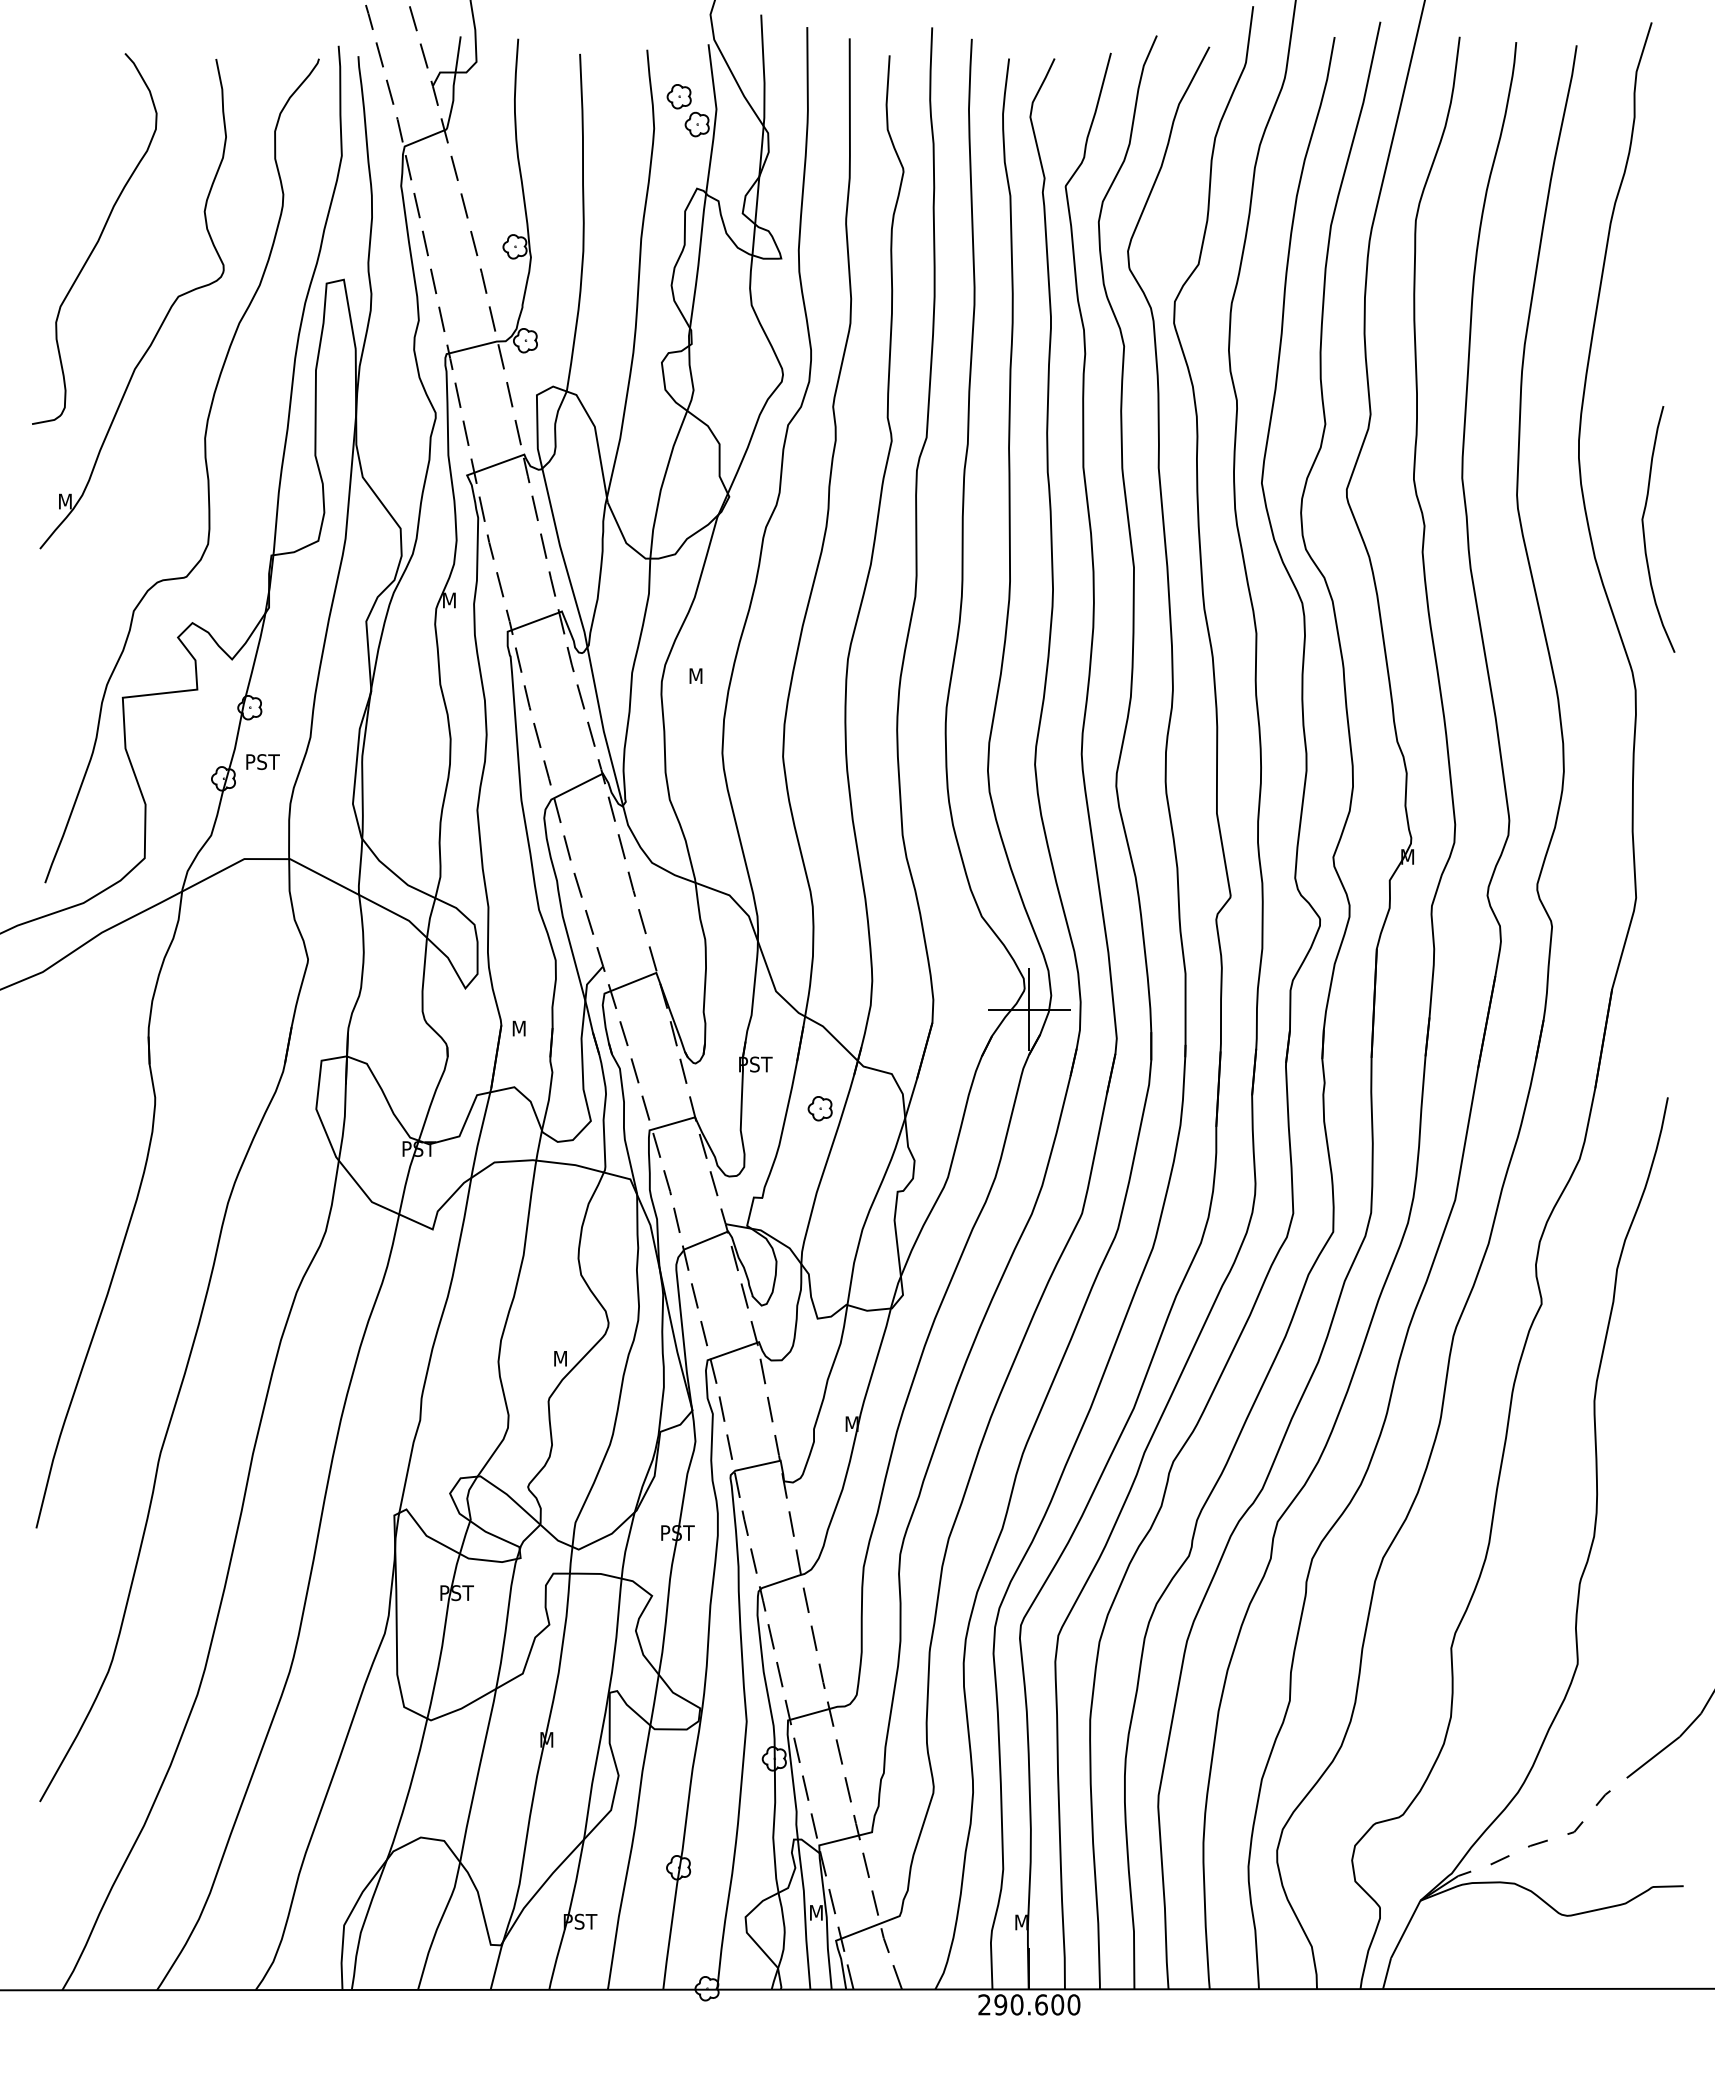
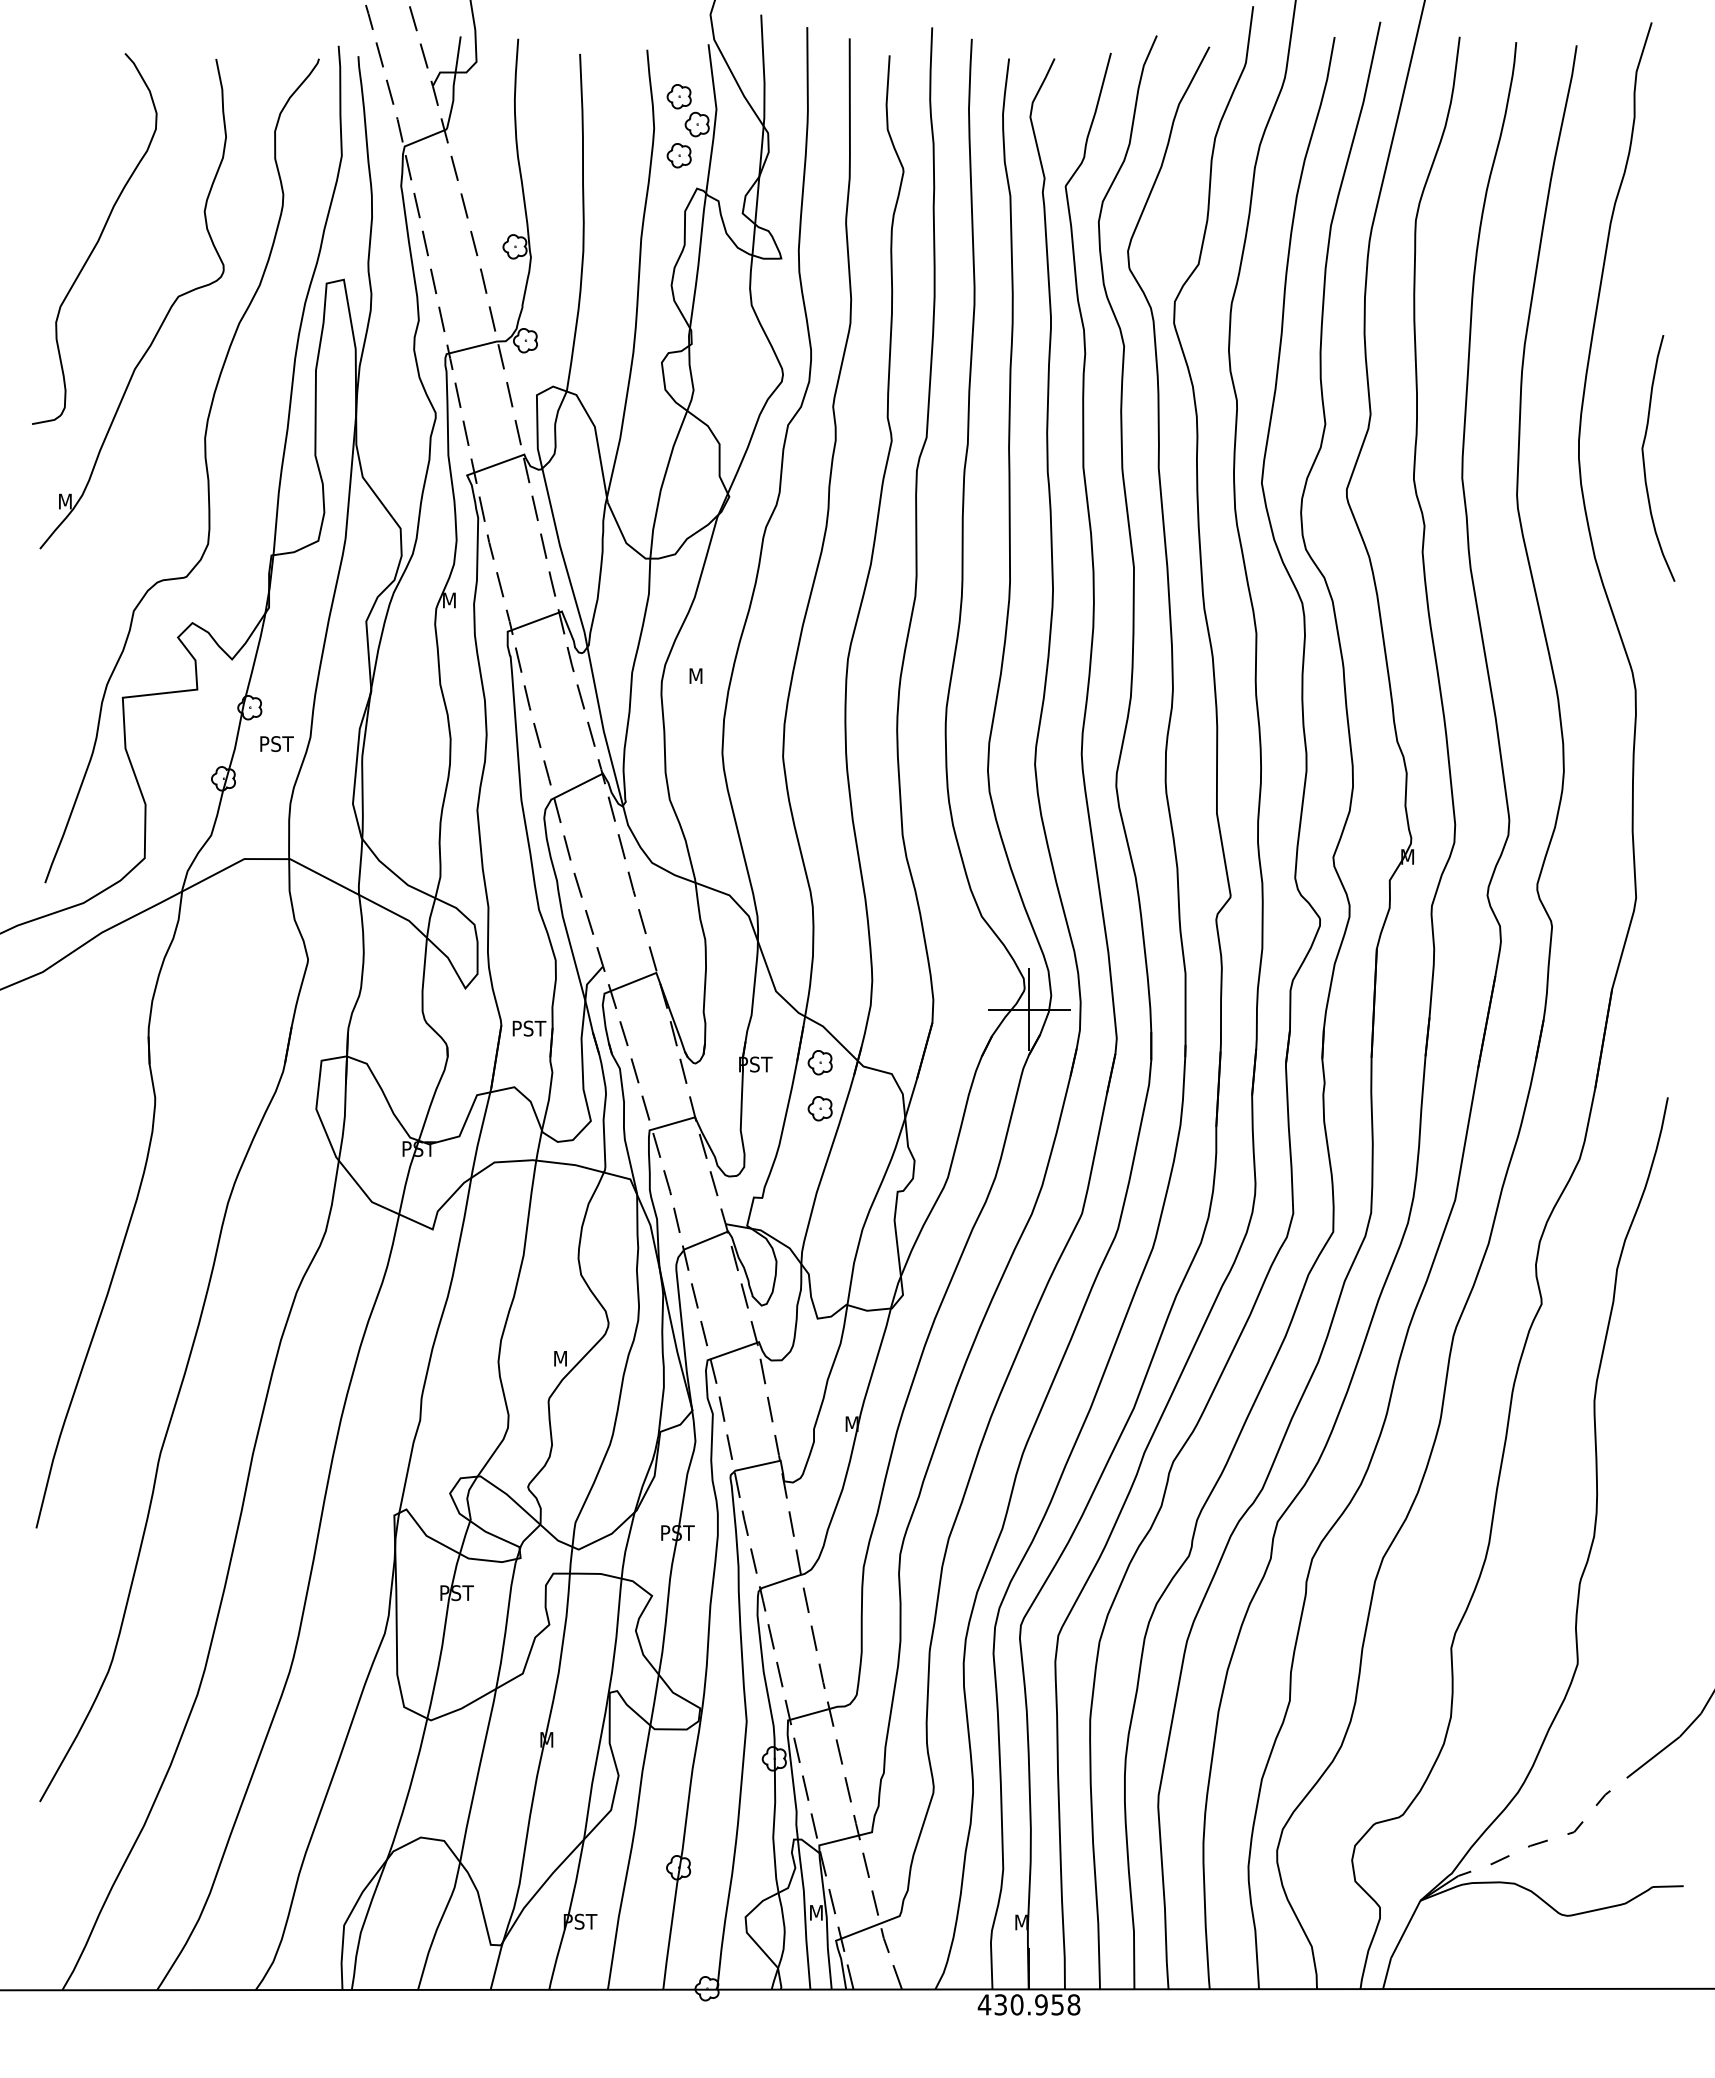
part: none -> present (678, 155)
curve position: (1644, 529) -> (1644, 458) (1644, 458)
text position: (262, 761) -> (276, 743) (276, 743)
text: M -> PST (530, 1028)
part: none -> present (819, 1062)
text: 290.600 -> 430.958 (1028, 2004)
